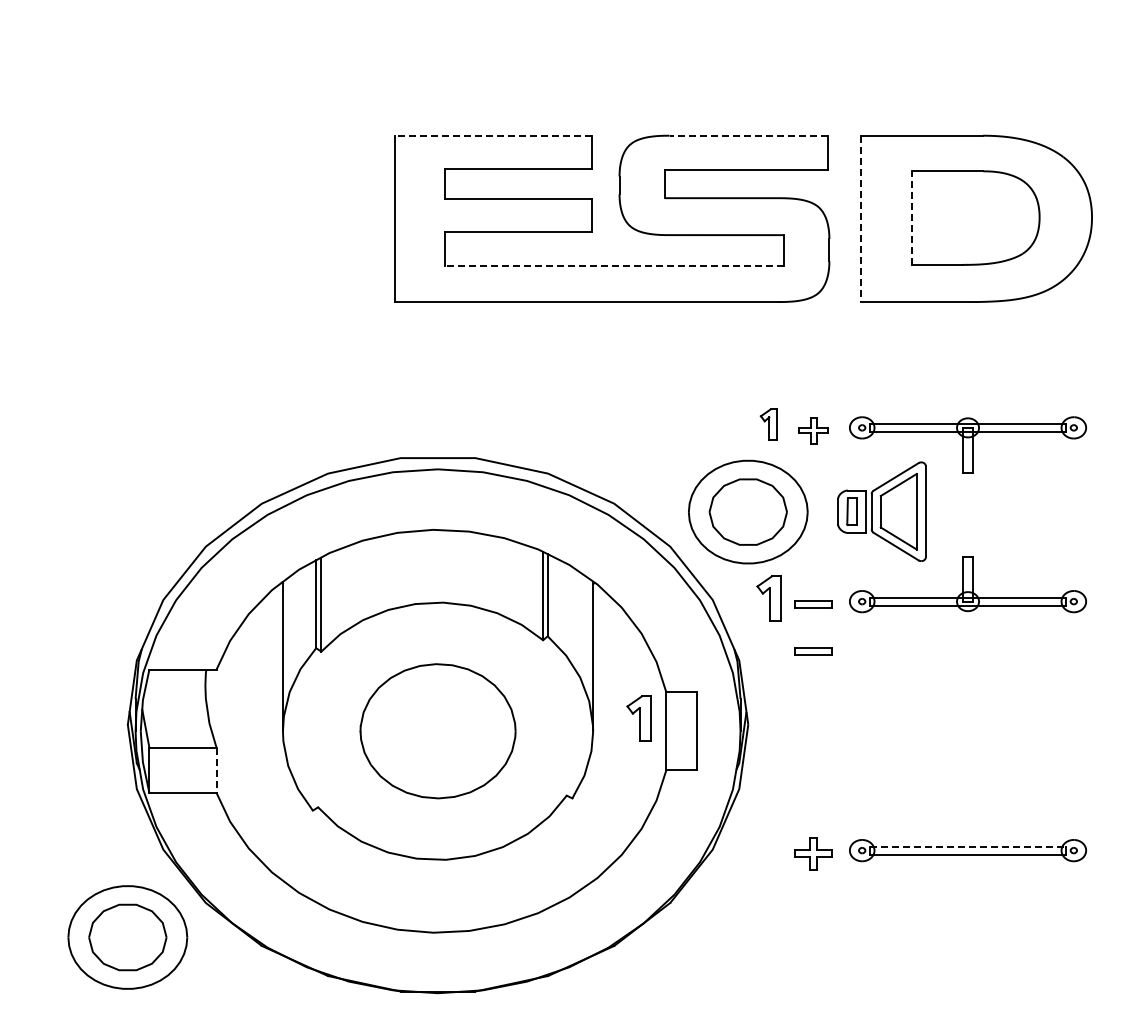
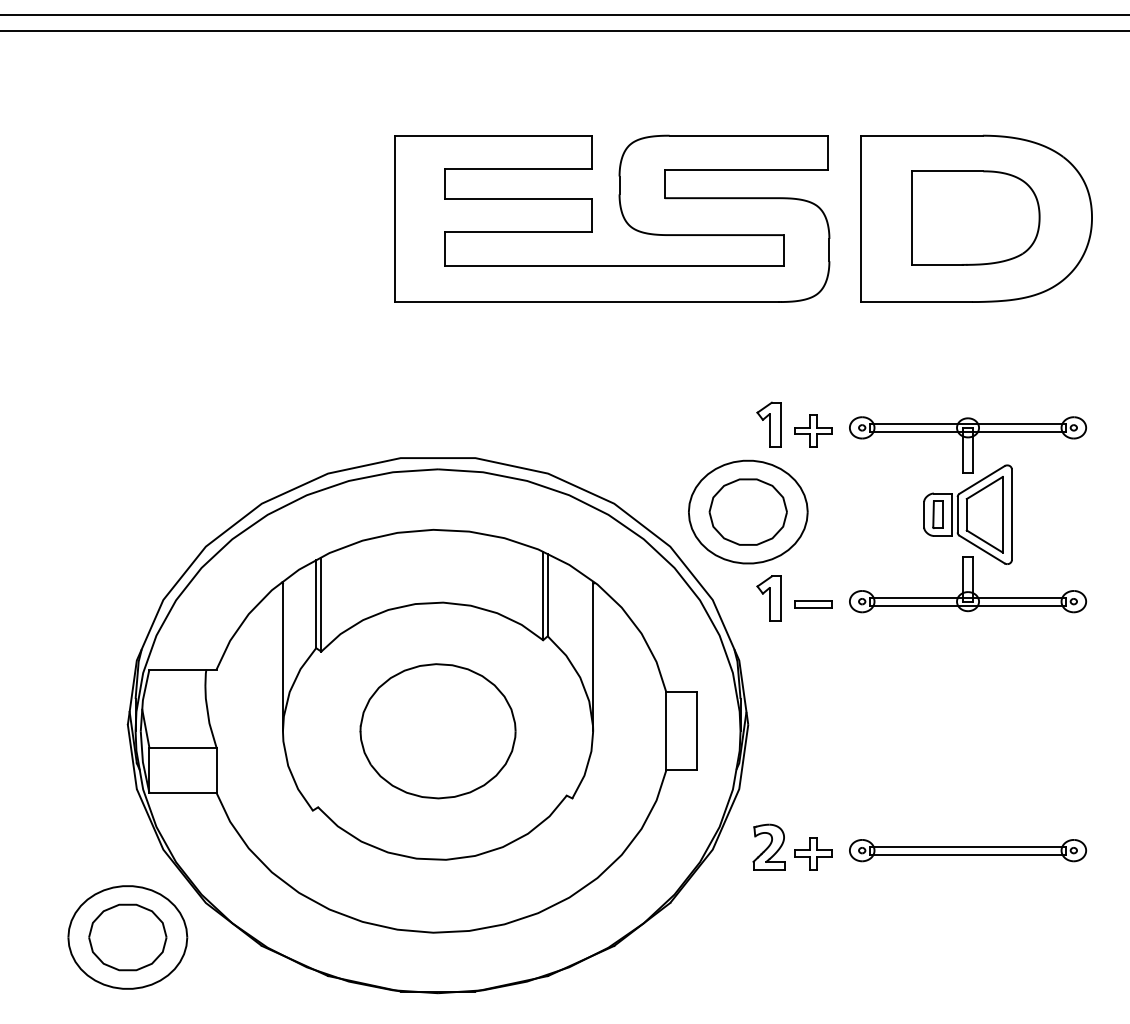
line: none -> present (564, 14)
line: none -> present (564, 30)
line: dashed -> solid (493, 135)
line: dashed -> solid (748, 135)
line: dashed -> solid (911, 218)
line: dashed -> solid (860, 219)
line: dashed -> solid (614, 266)
part size: 19x33 px -> 26x47 px (768, 424)
part size: 31x28 px -> 39x34 px (813, 430)
part position: (881, 511) -> (967, 514) (967, 514)
part: present -> none (813, 651)
part: present -> none (638, 718)
line: dashed -> solid (216, 770)
part: none -> present (768, 846)
line: dashed -> solid (968, 846)
